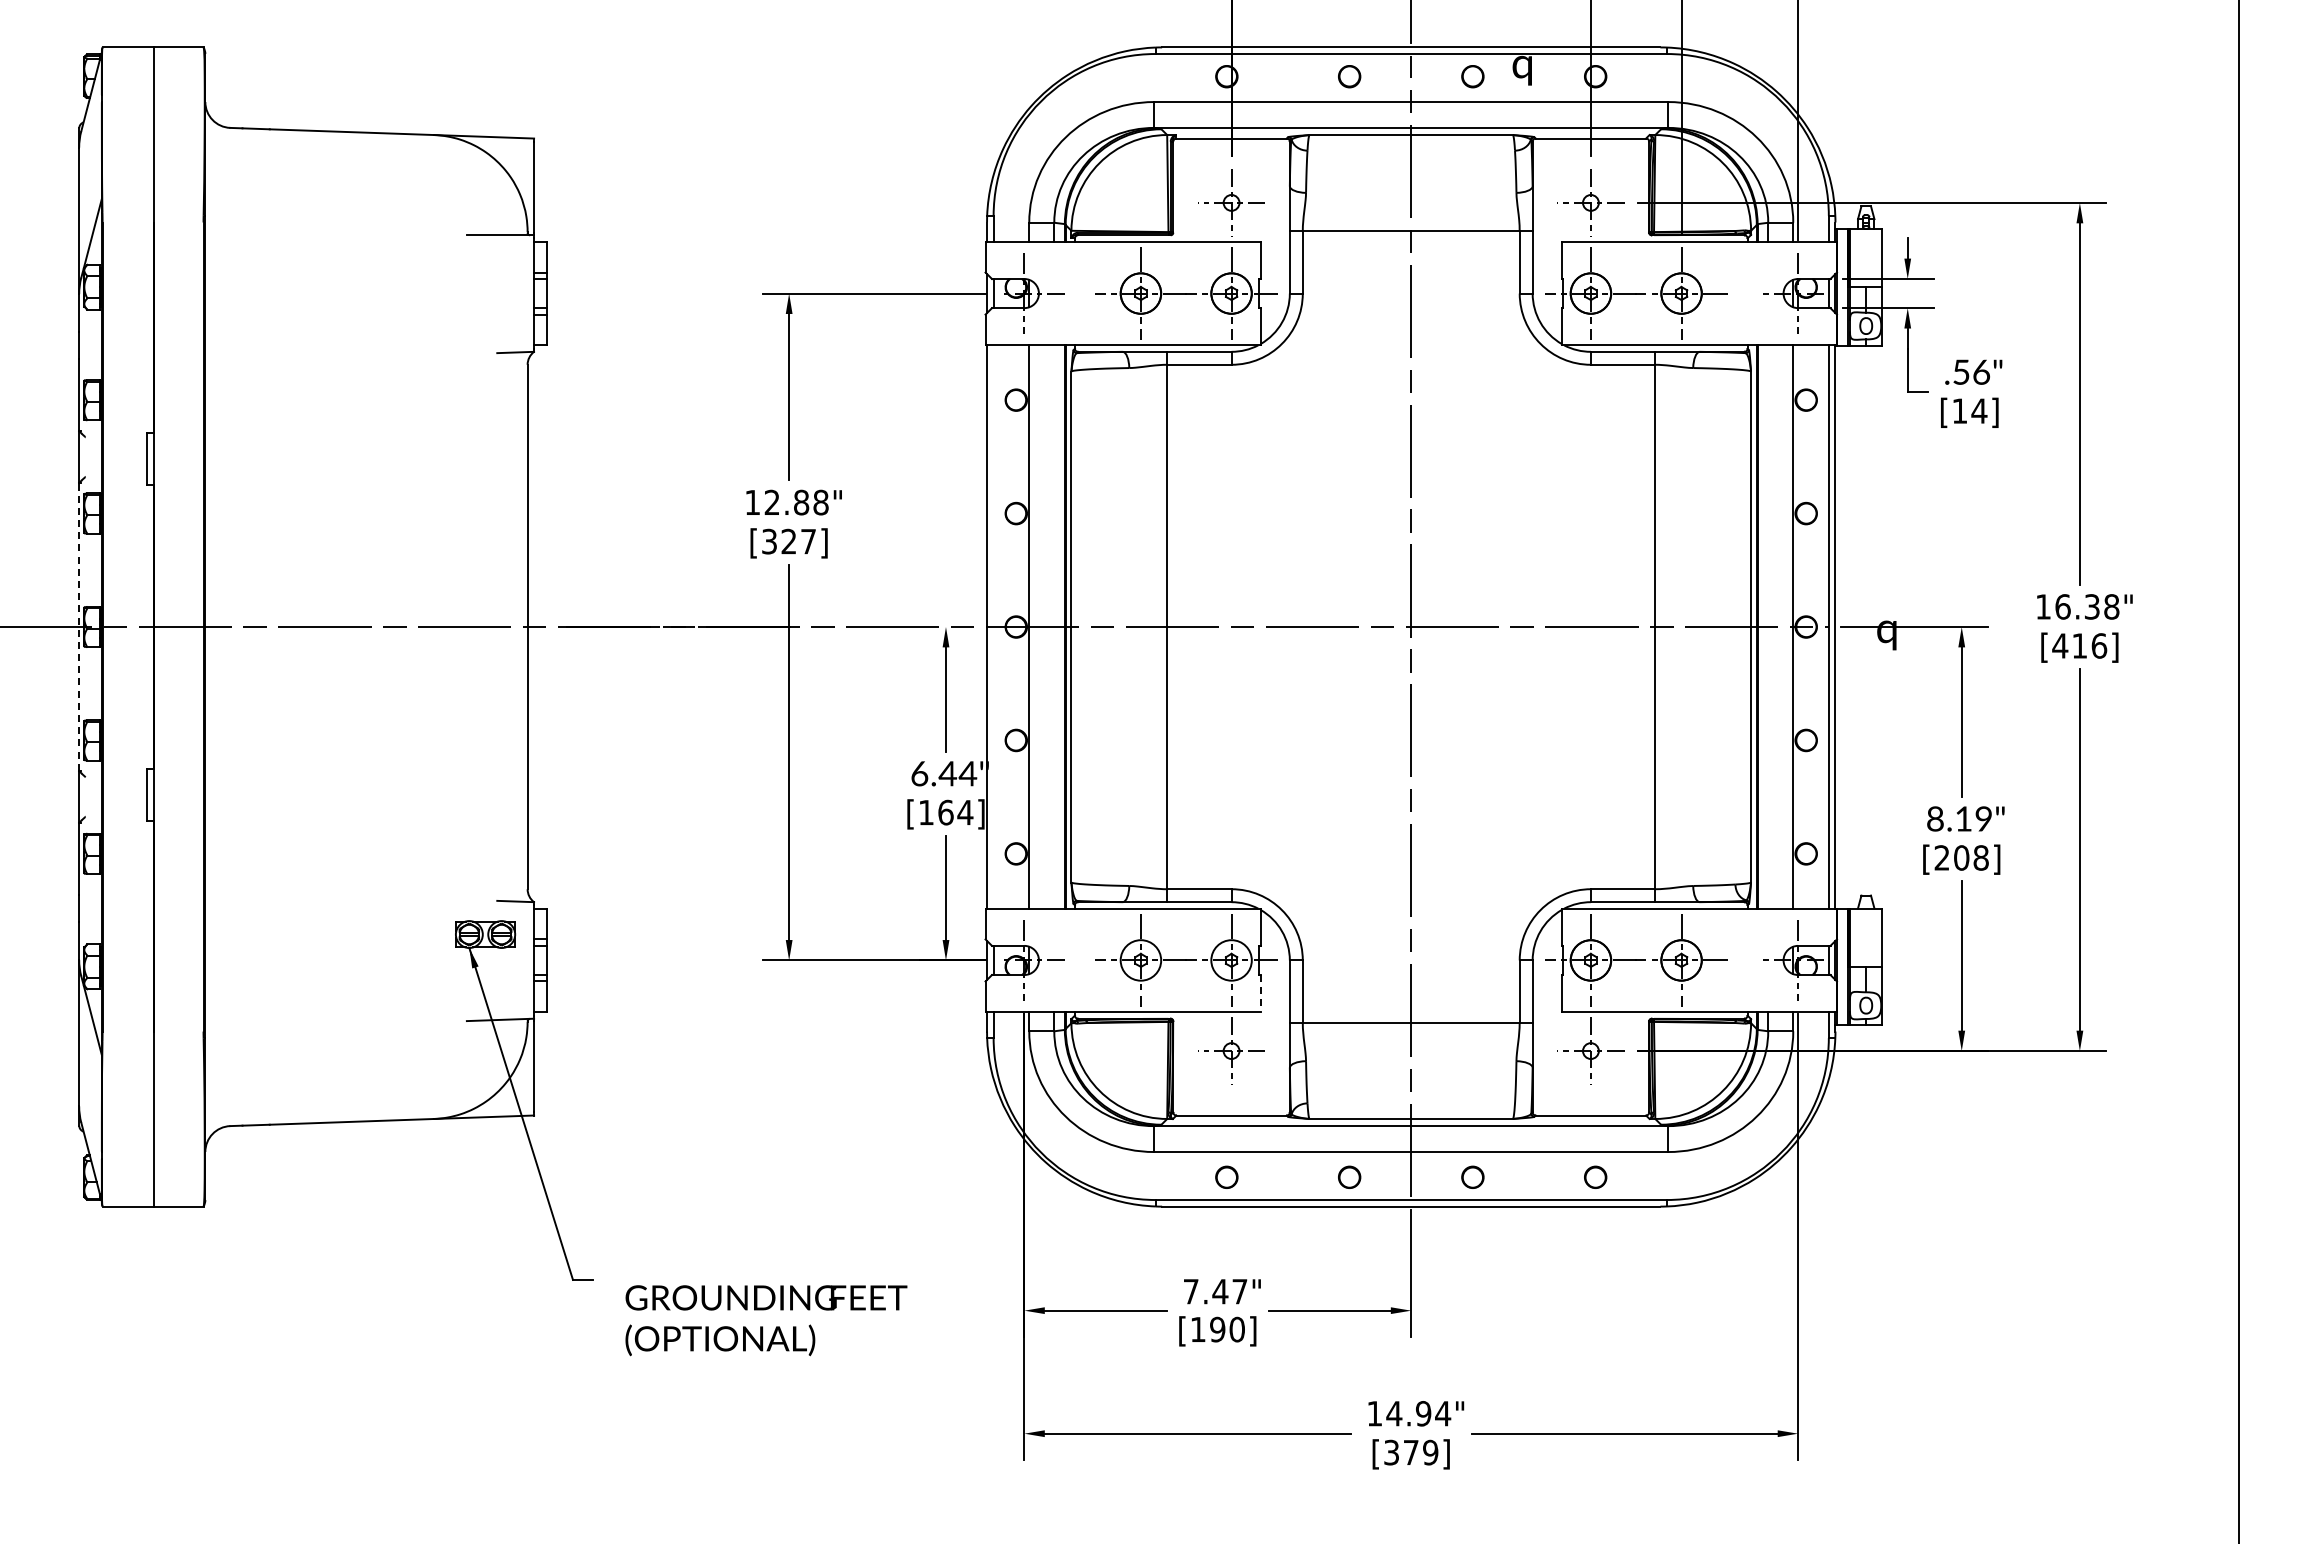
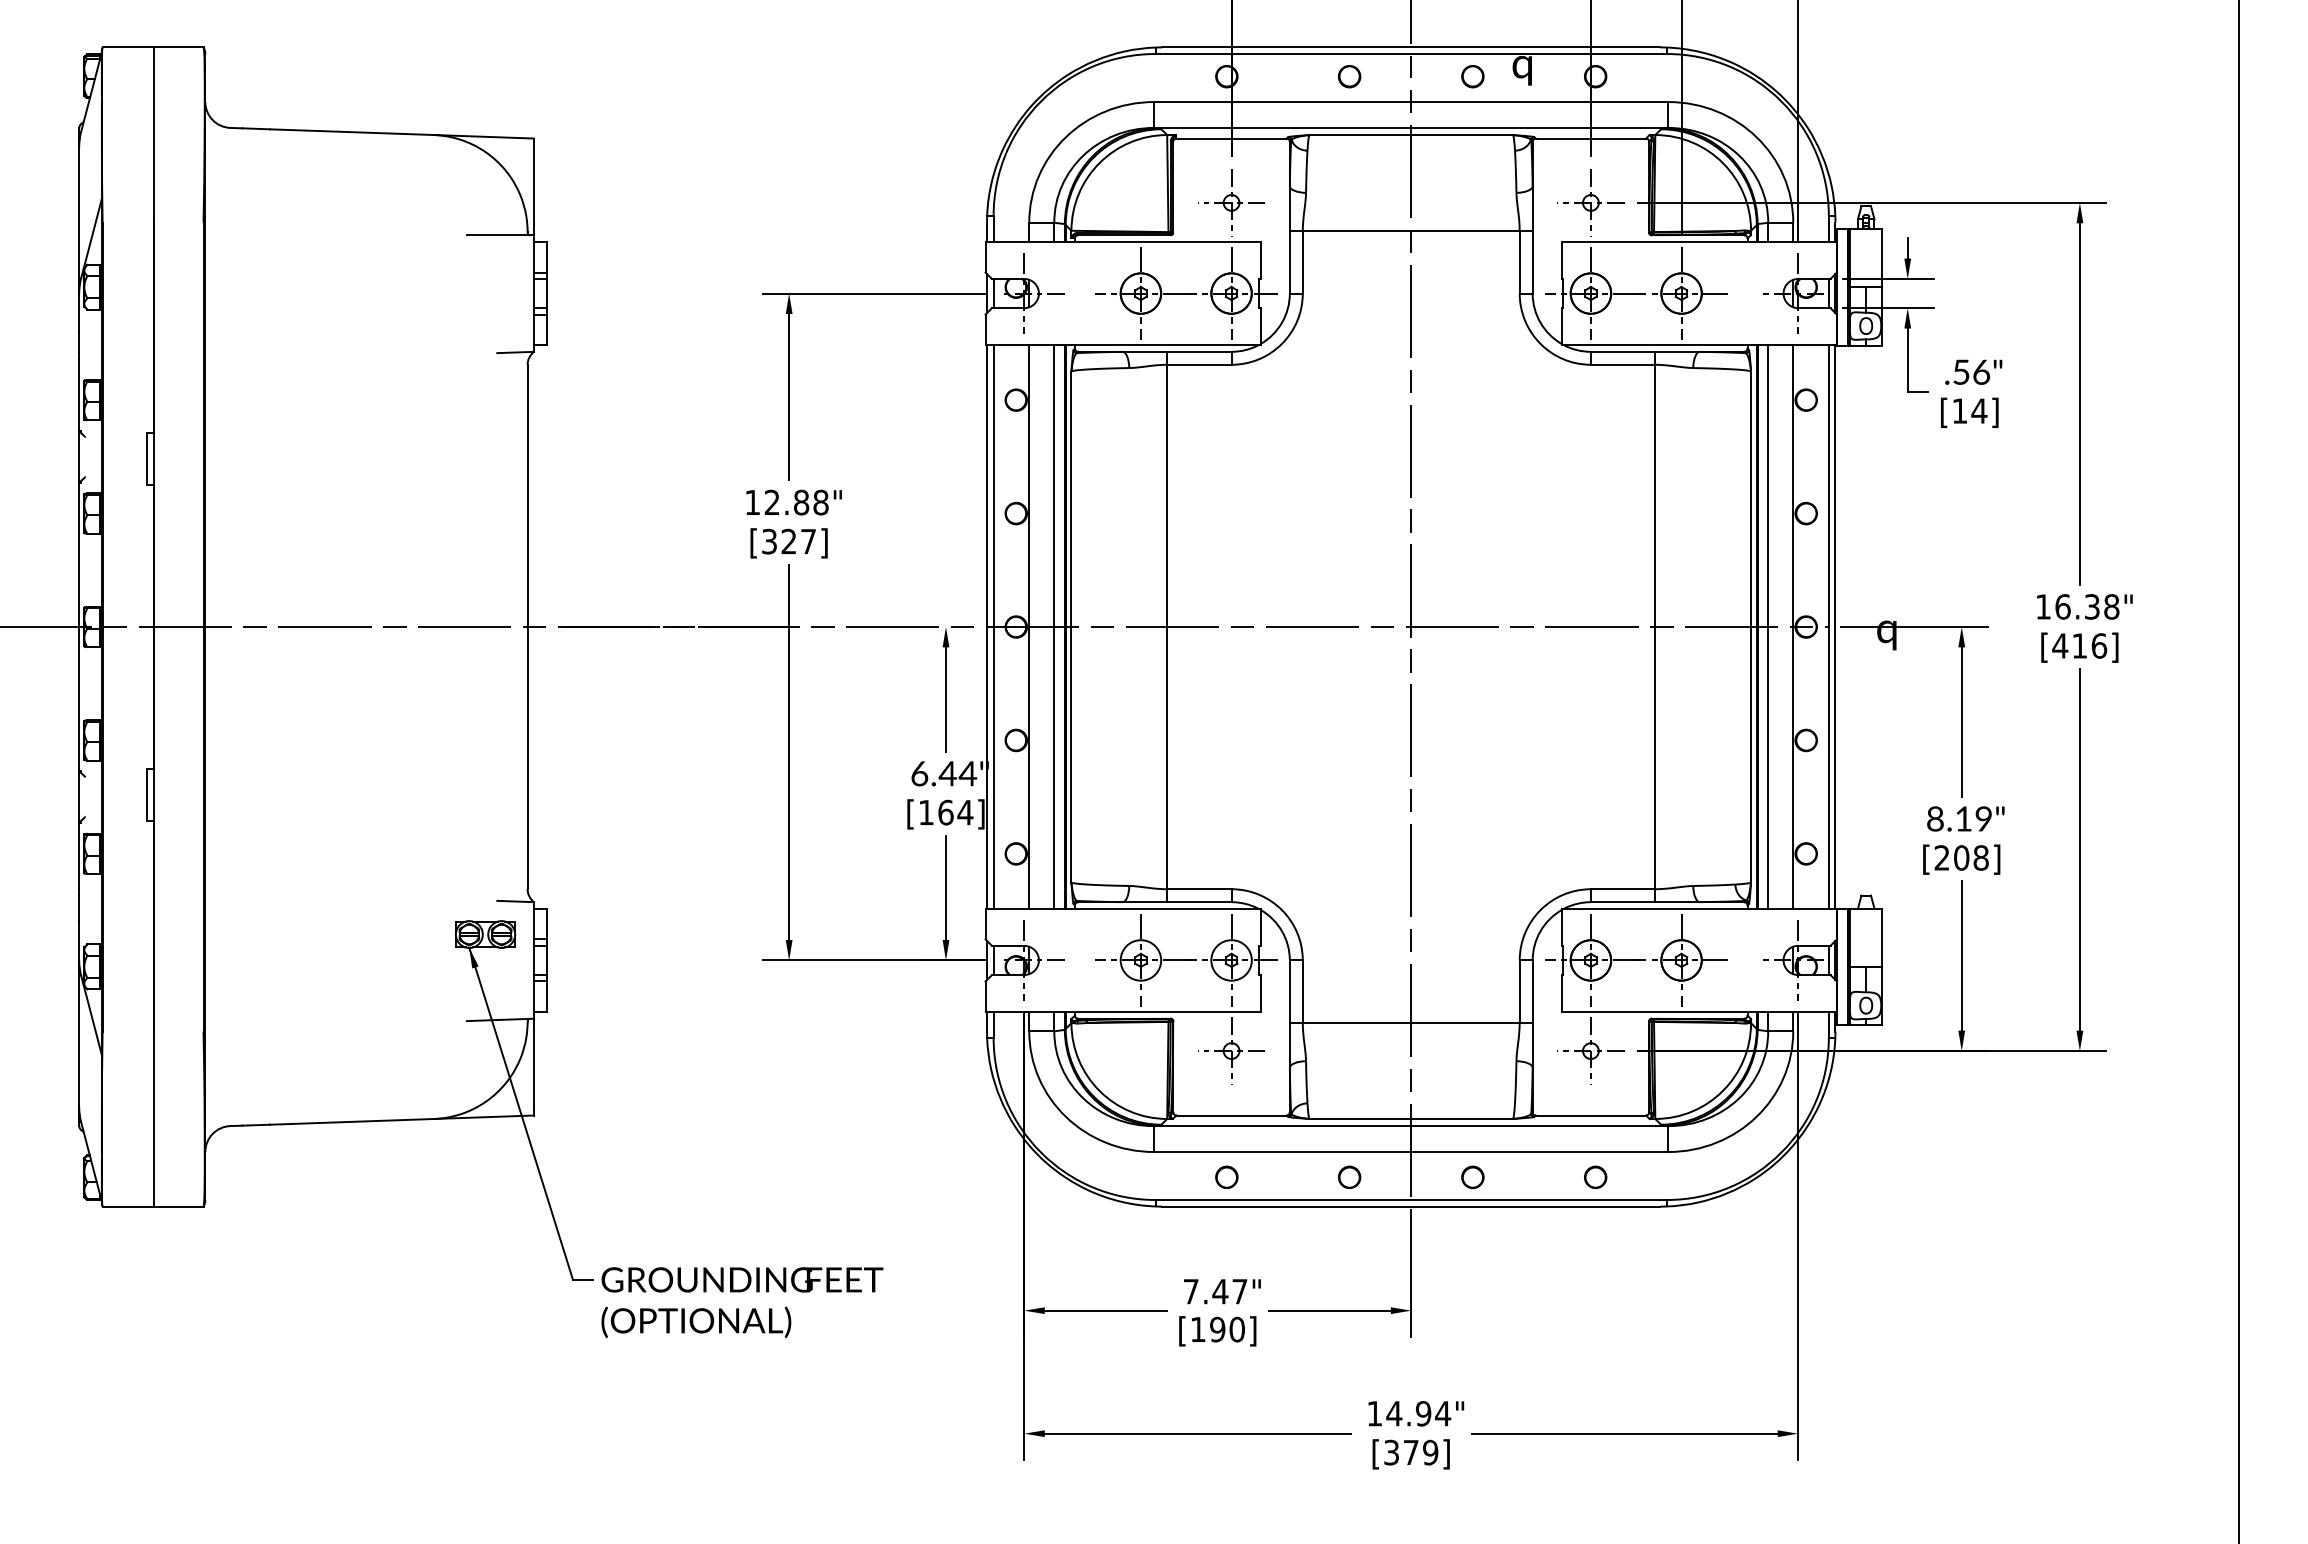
line: none -> present (993, 626)
line: none -> present (1054, 626)
line: none -> present (1768, 626)
line: dashed -> solid (79, 627)
line: dashed -> solid (1260, 993)
text position: (766, 1320) -> (742, 1302) (742, 1302)
